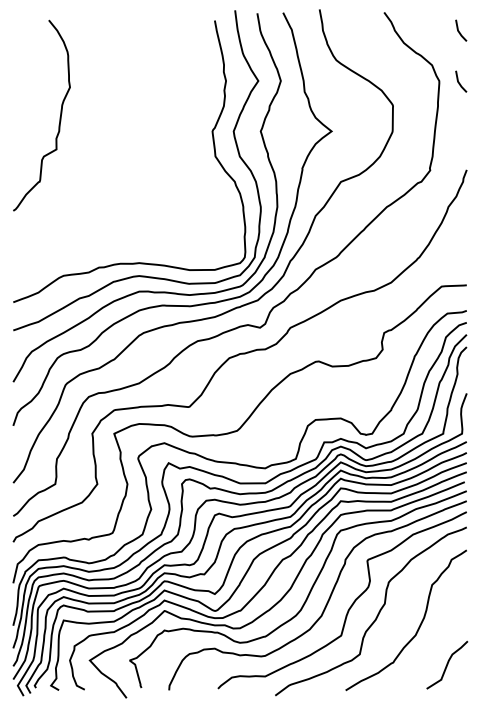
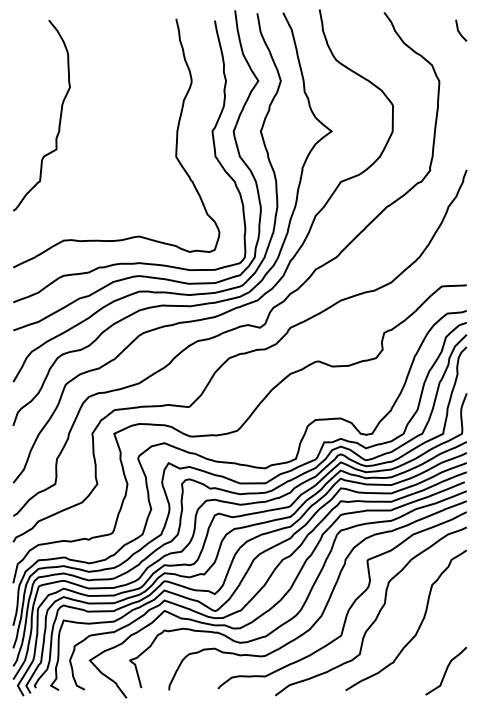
line: present -> none (459, 81)
curve: none -> present (175, 144)
curve position: (447, 664) -> (446, 670) (446, 670)
